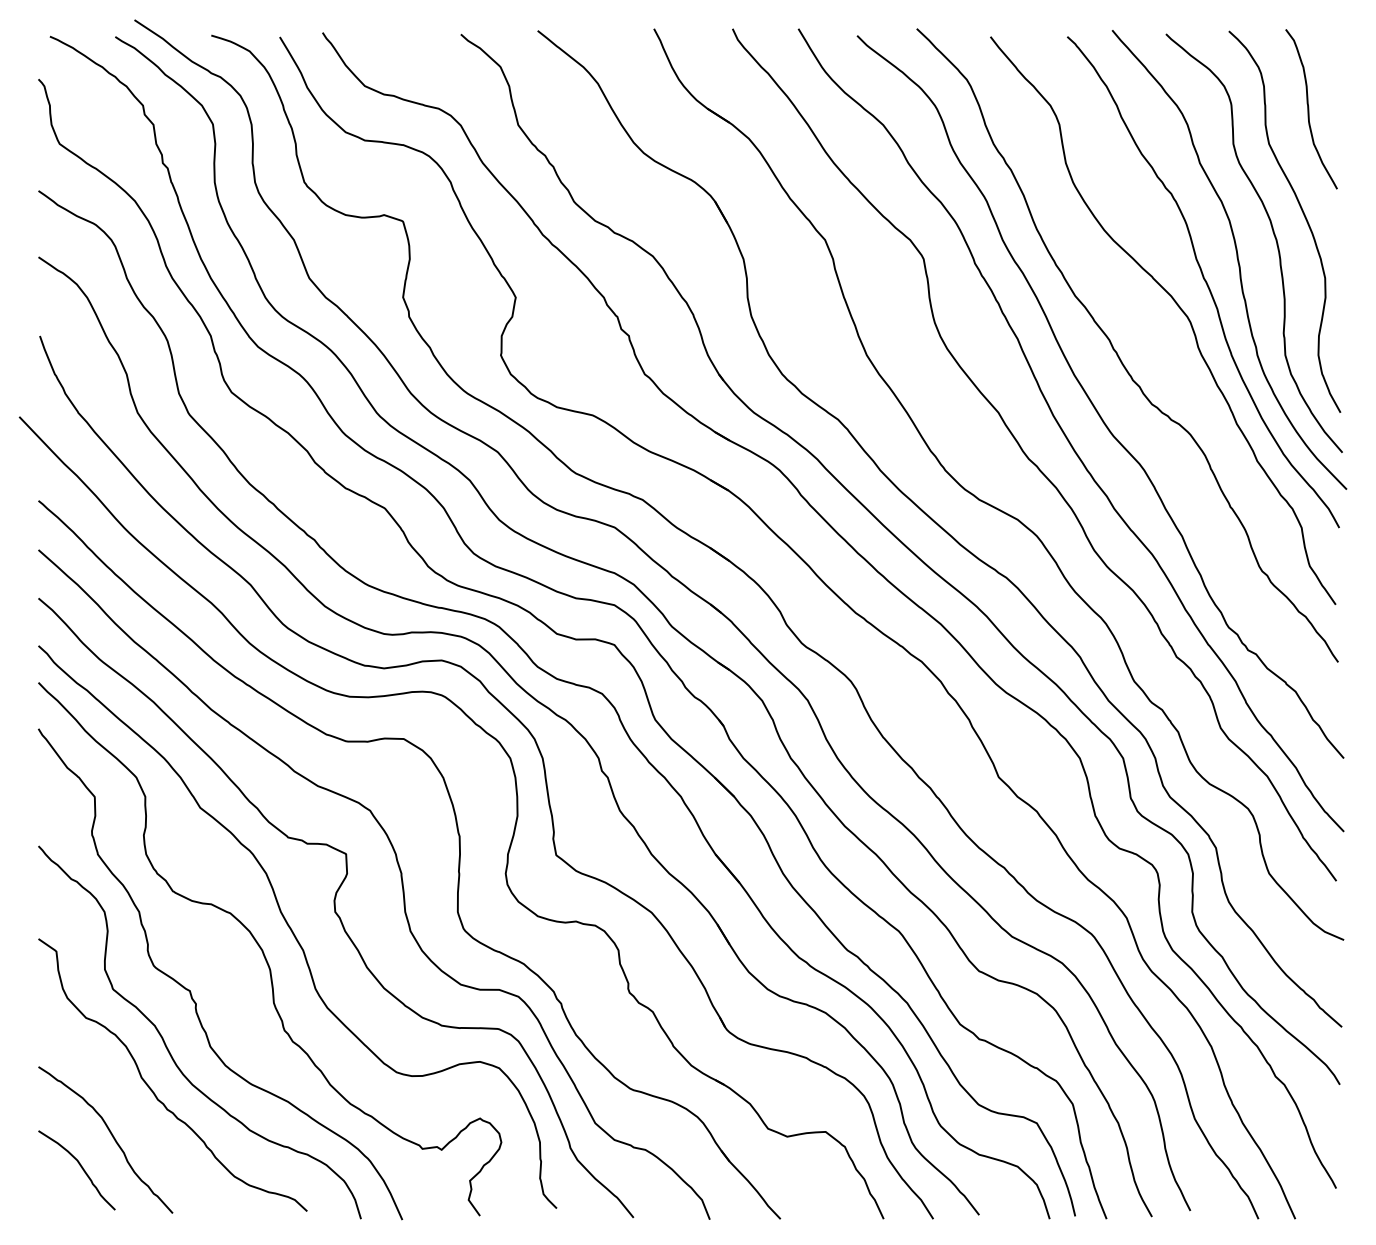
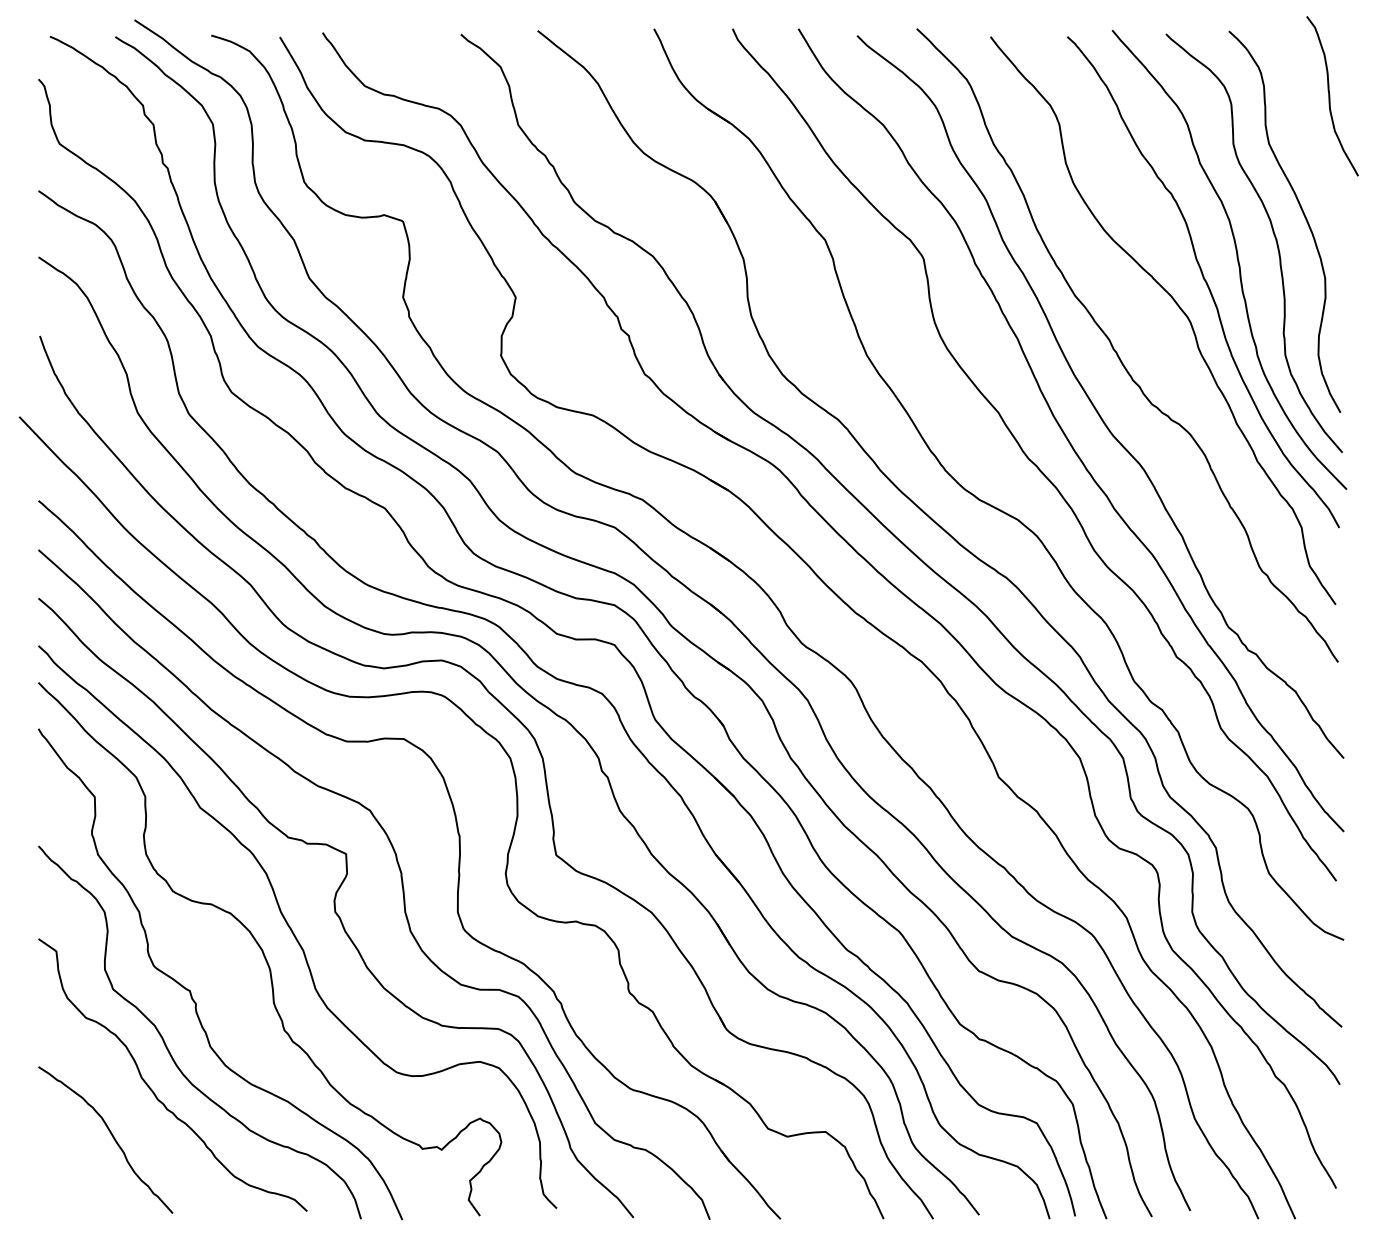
curve position: (1309, 109) -> (1330, 96) (1330, 96)
curve: present -> none (81, 1168)
